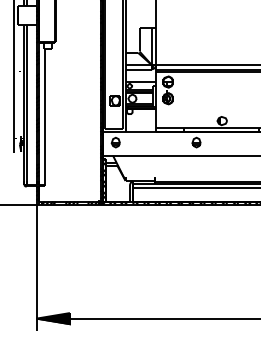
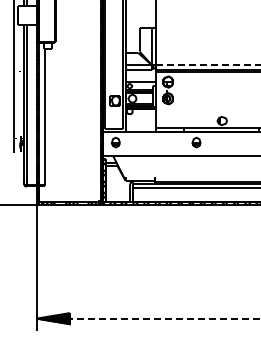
line: solid -> dashed (208, 65)
line: solid -> dashed (164, 318)
